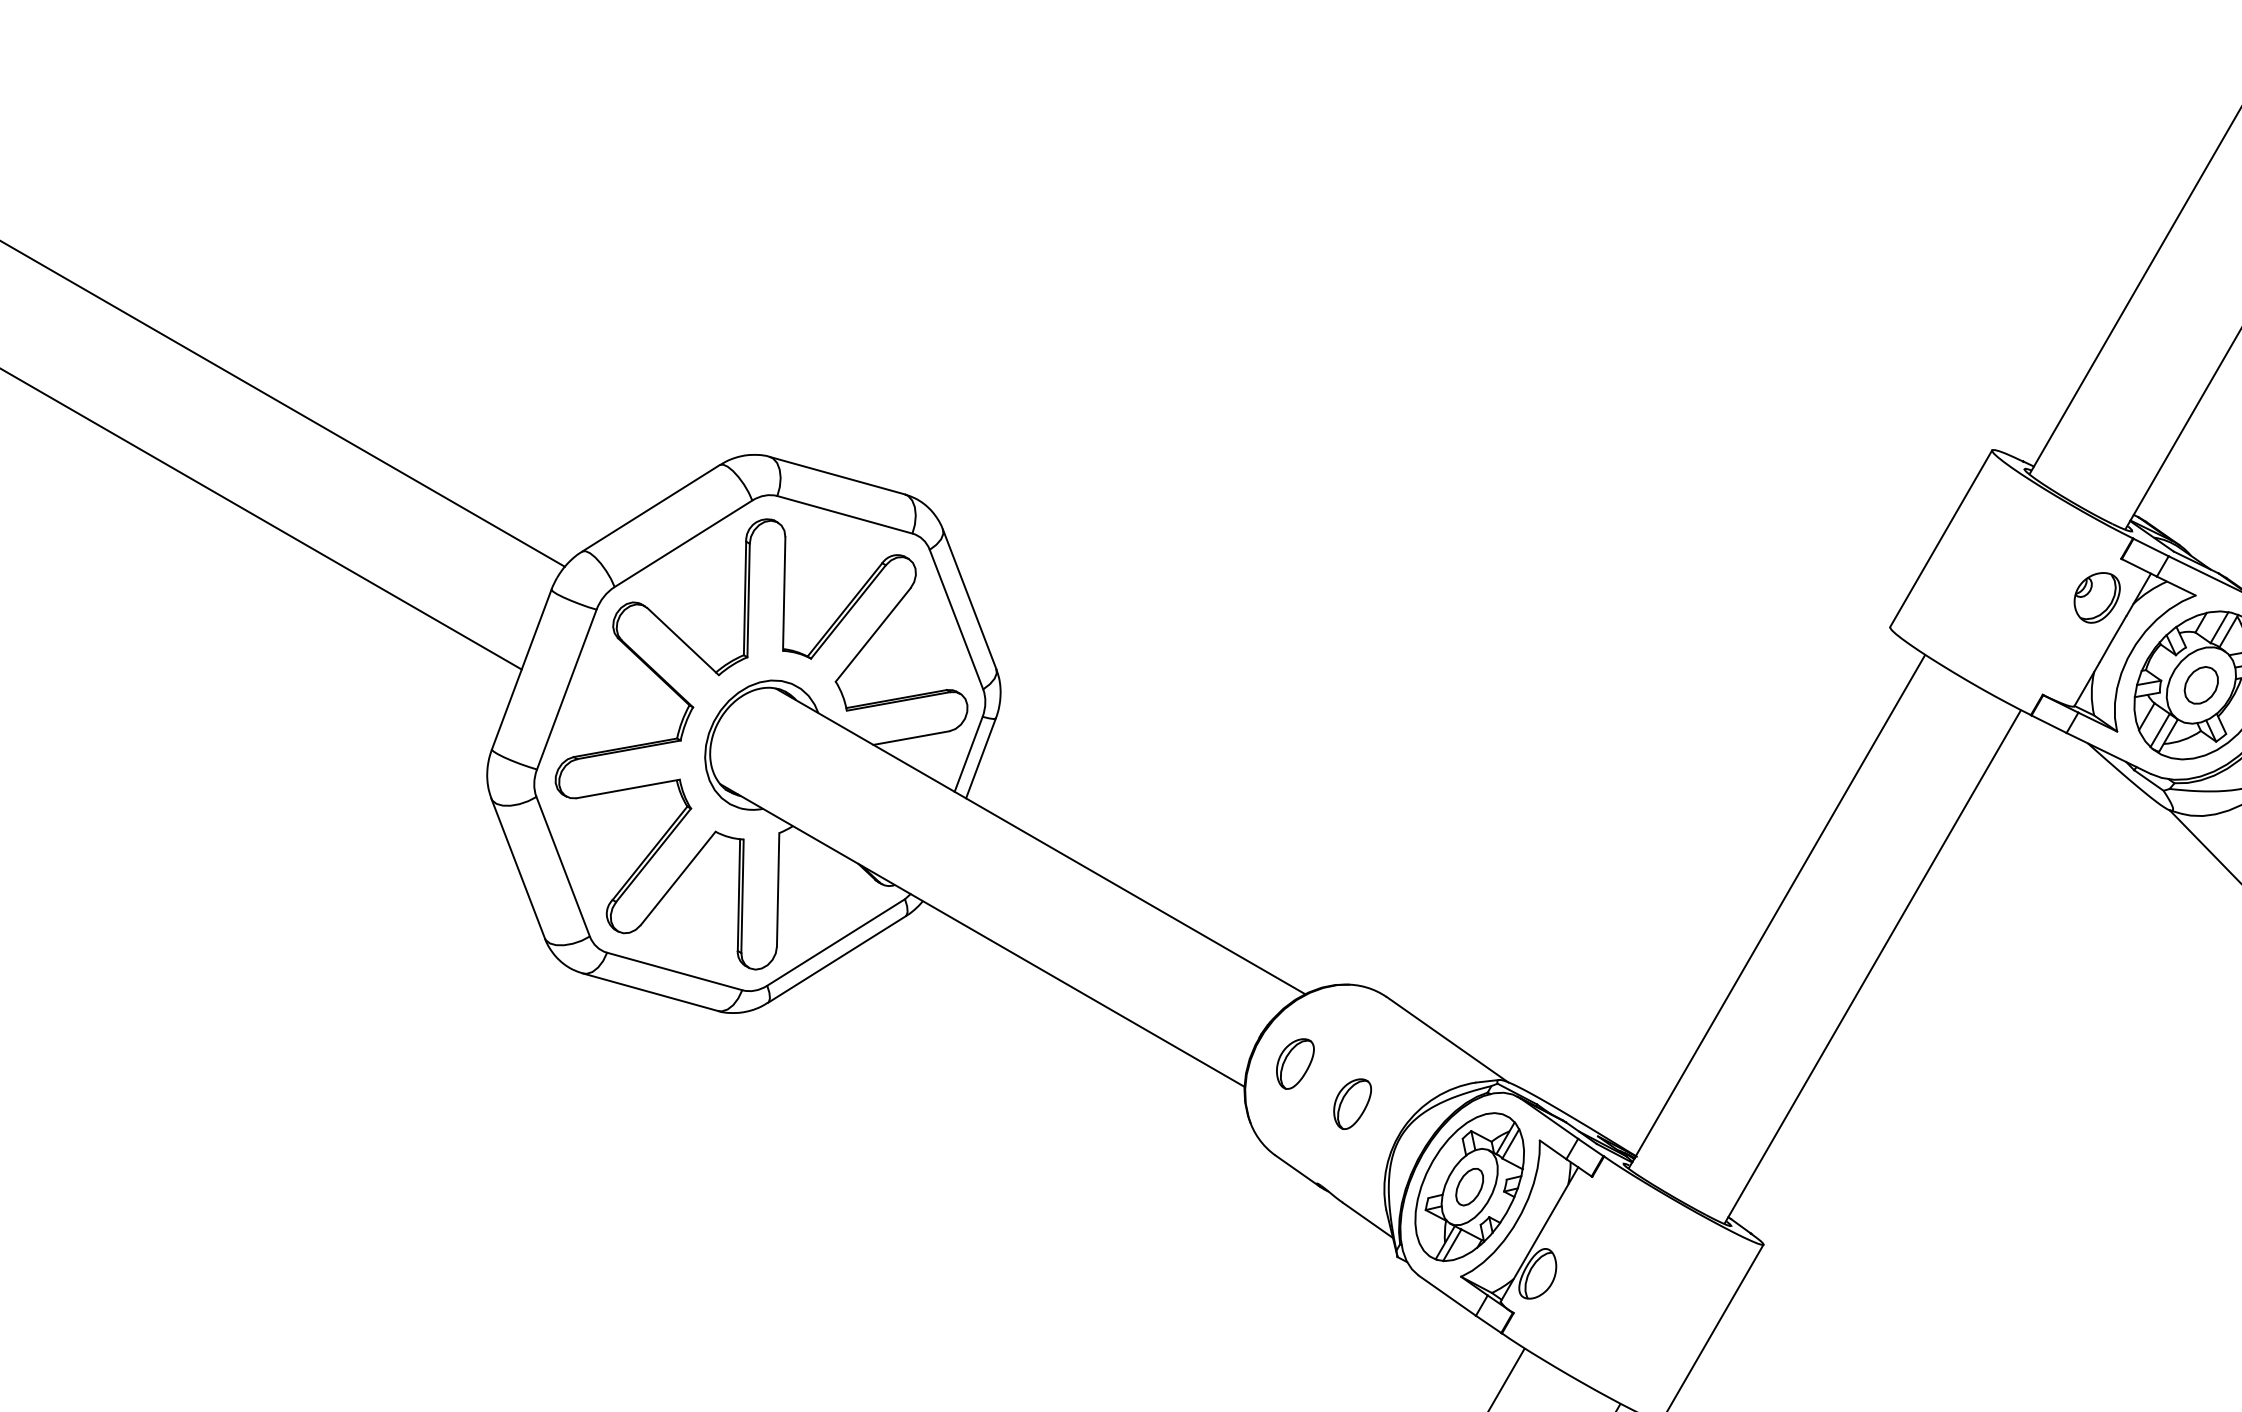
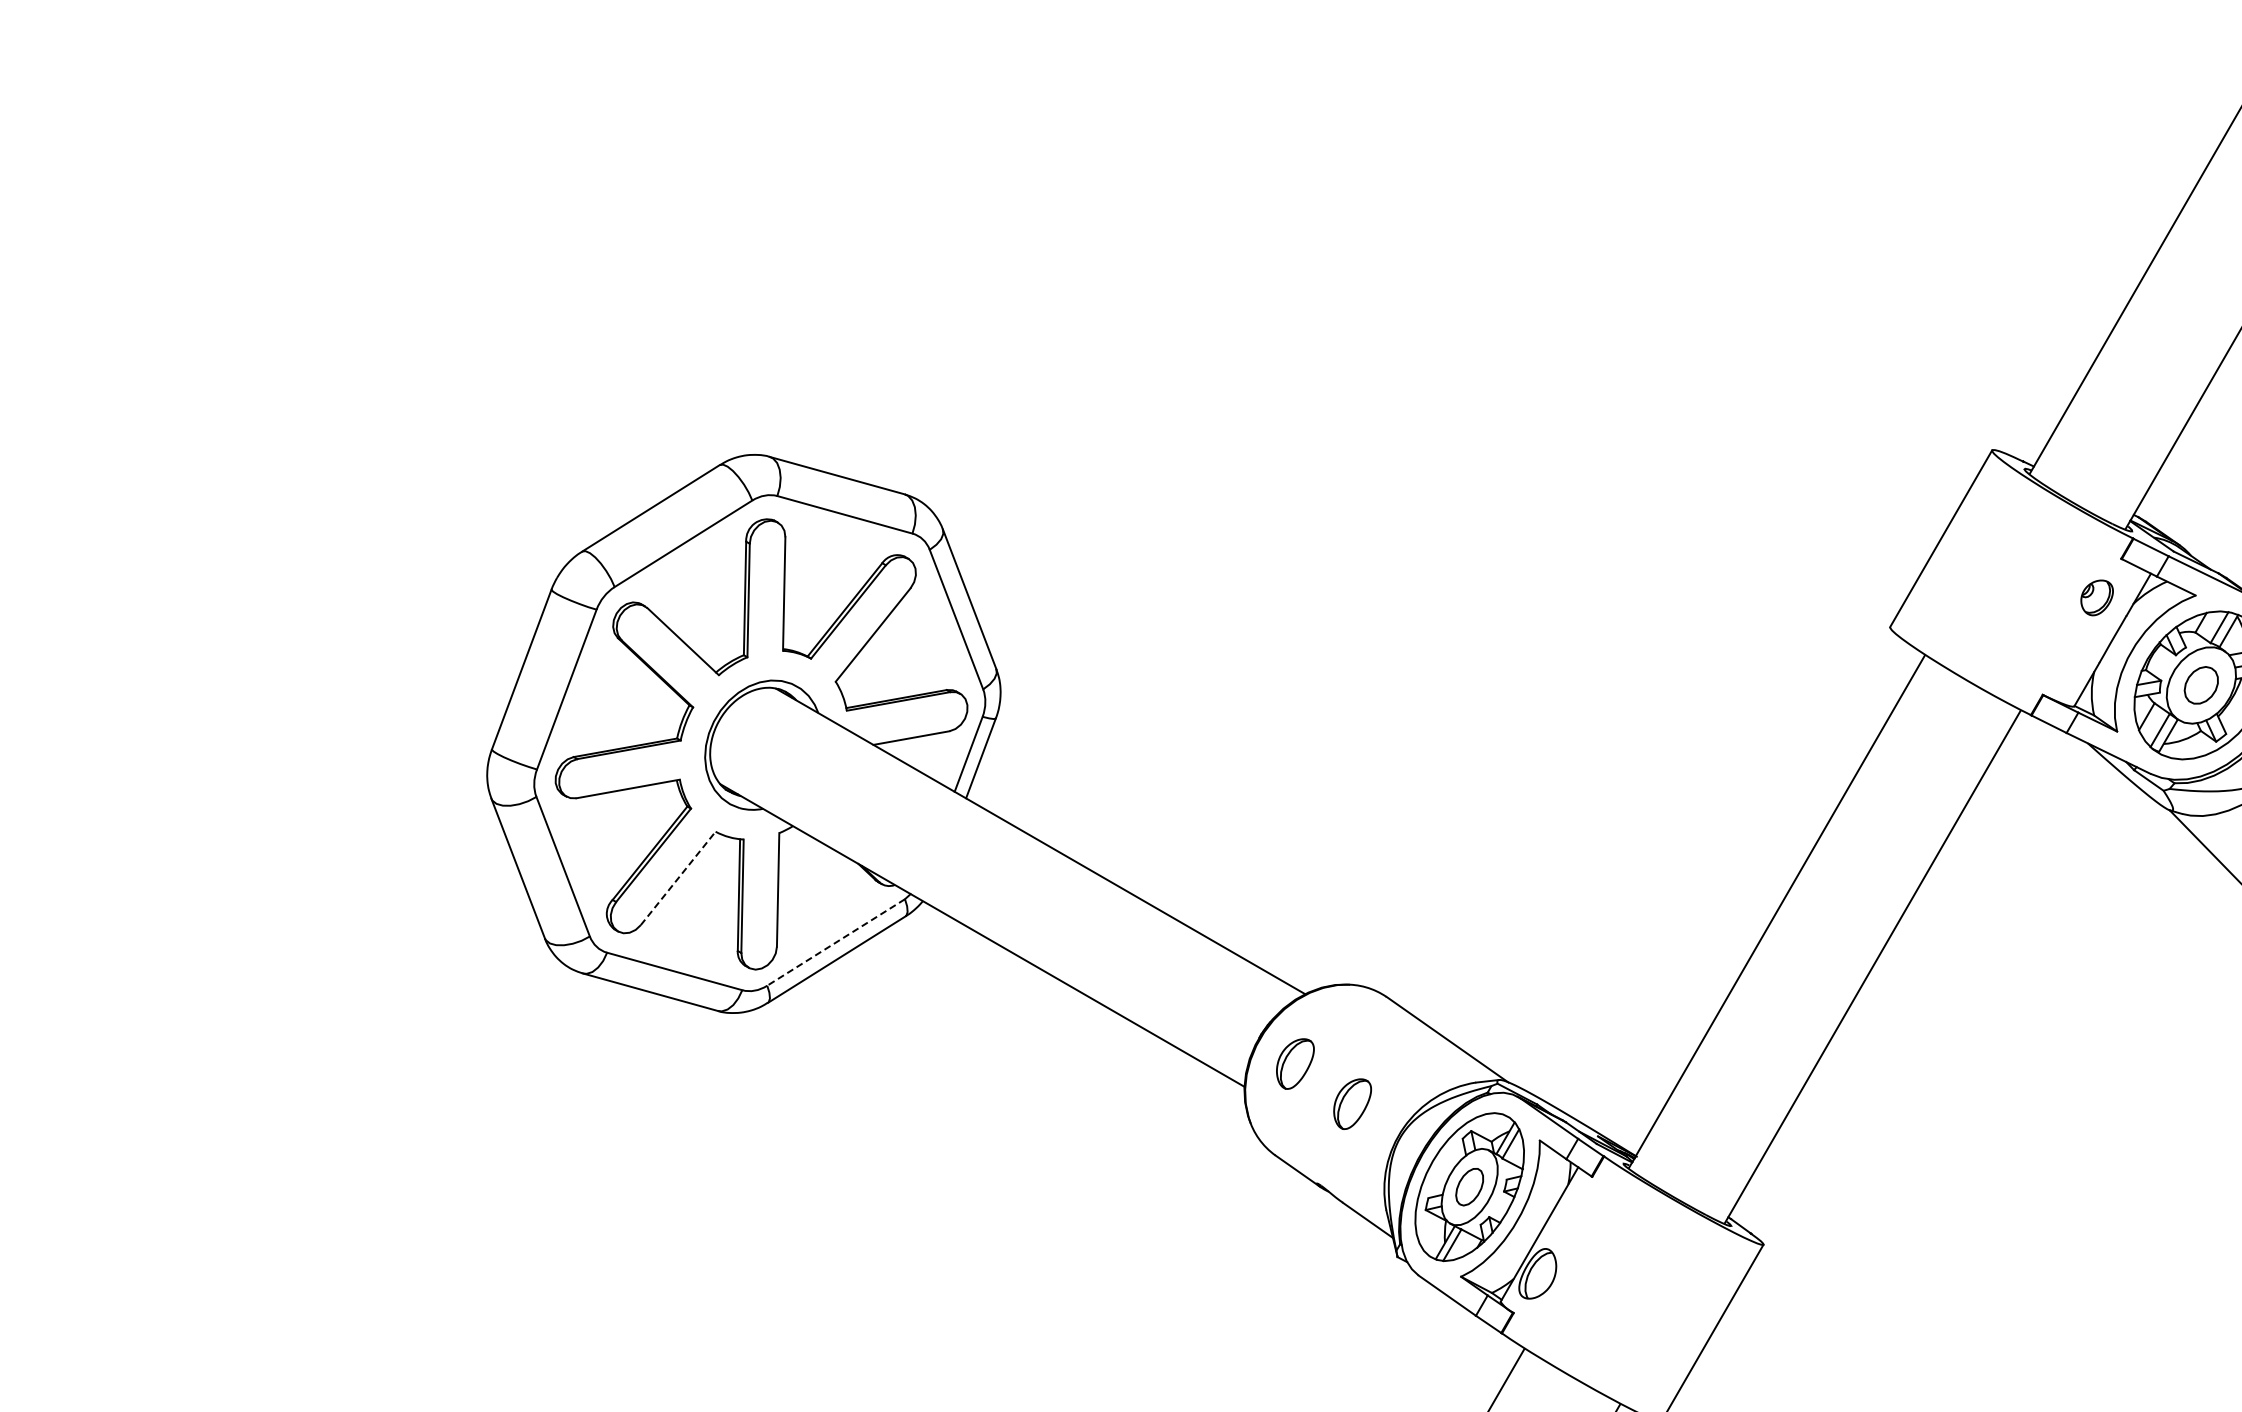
line: present -> none (283, 404)
line: present -> none (261, 519)
part size: 48x52 px -> 34x38 px (2096, 597)
line: solid -> dashed (678, 878)
line: solid -> dashed (835, 942)
